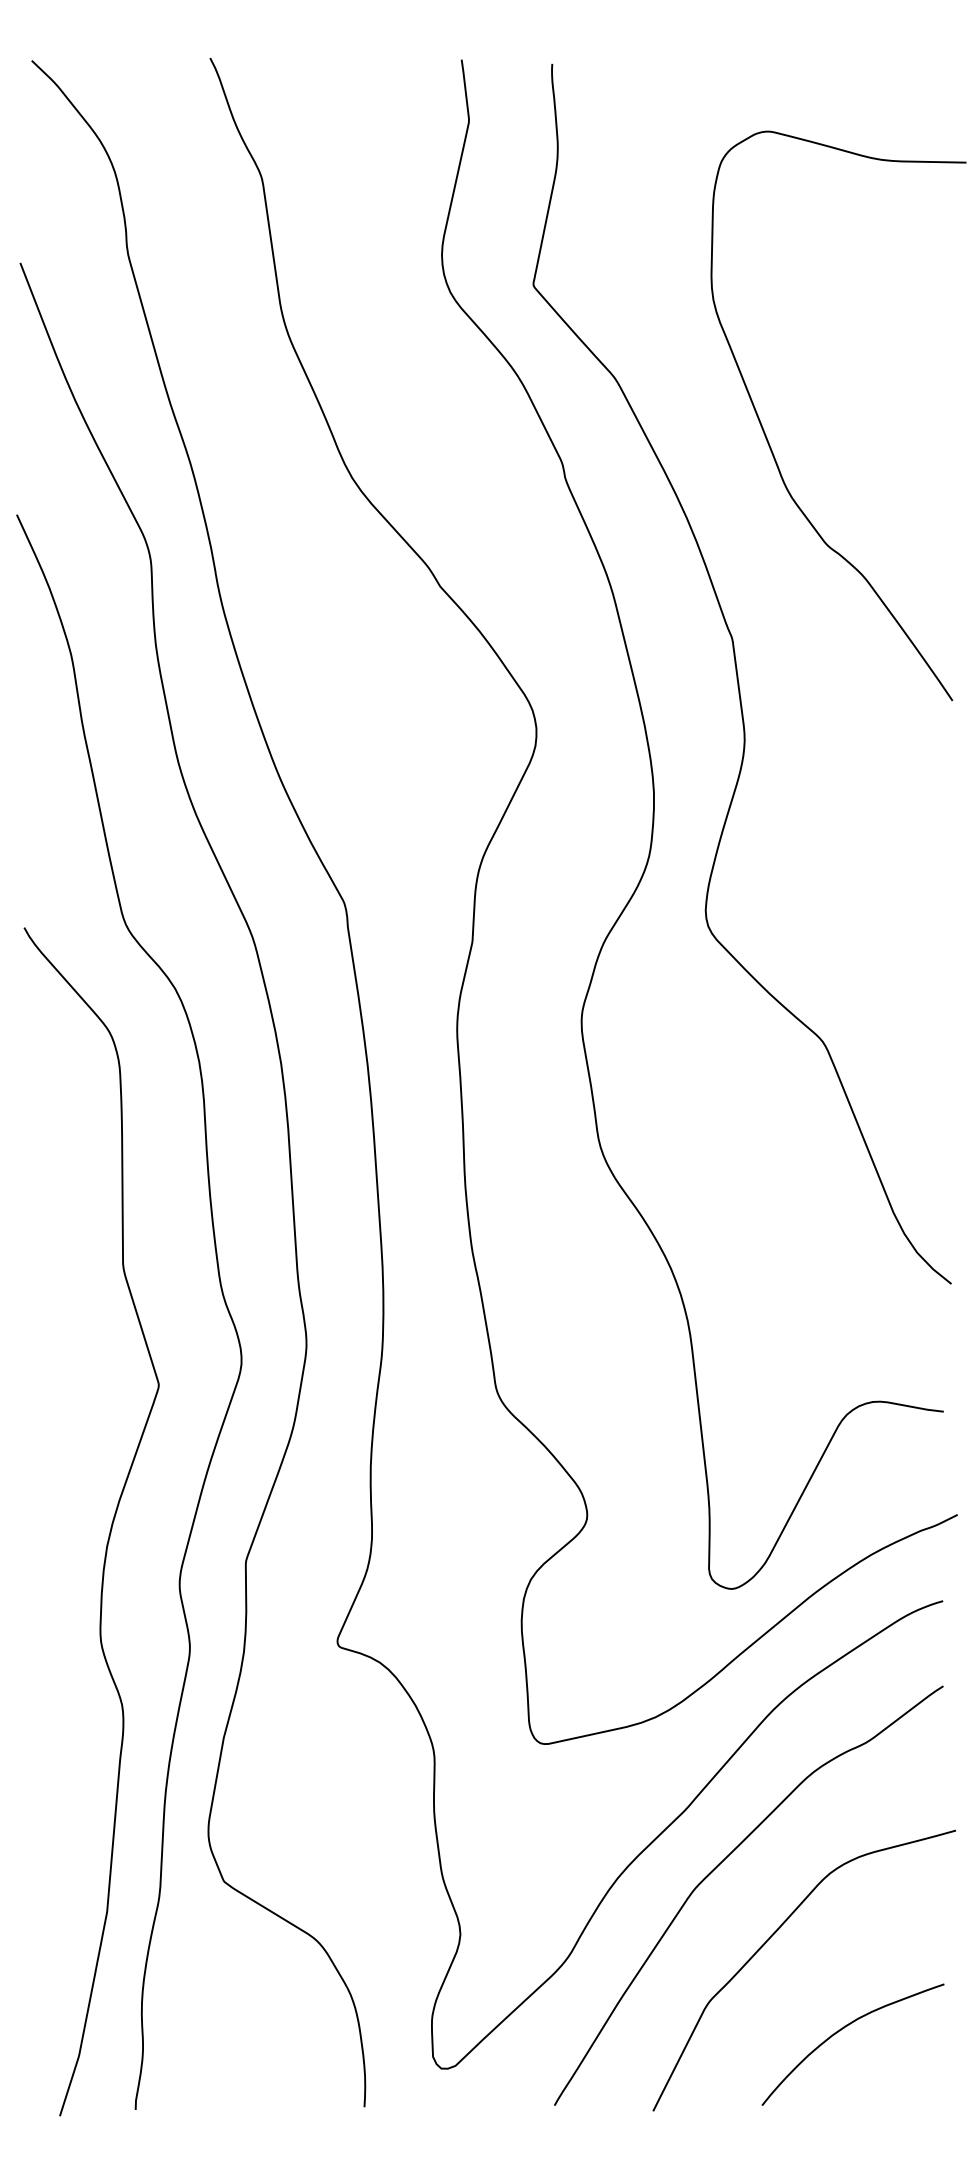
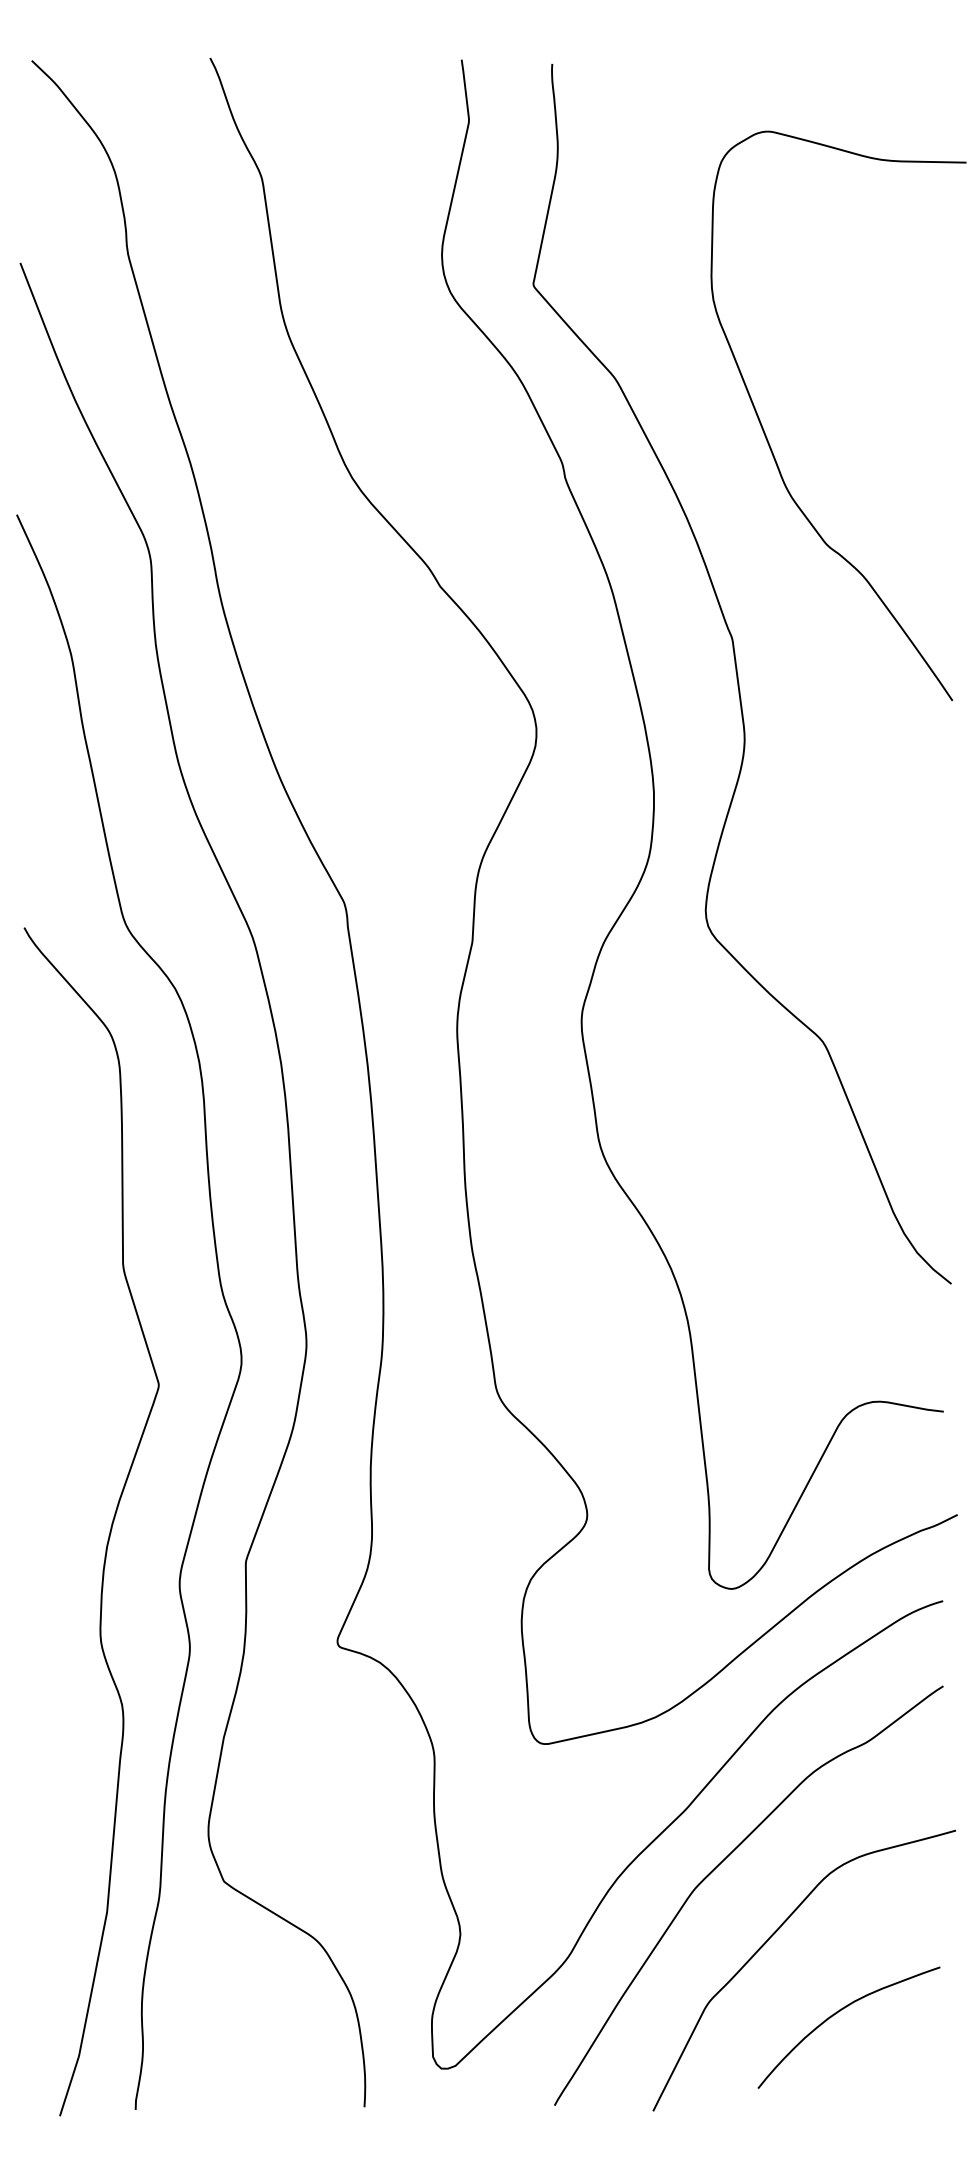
curve position: (840, 2031) -> (836, 2014) (836, 2014)
